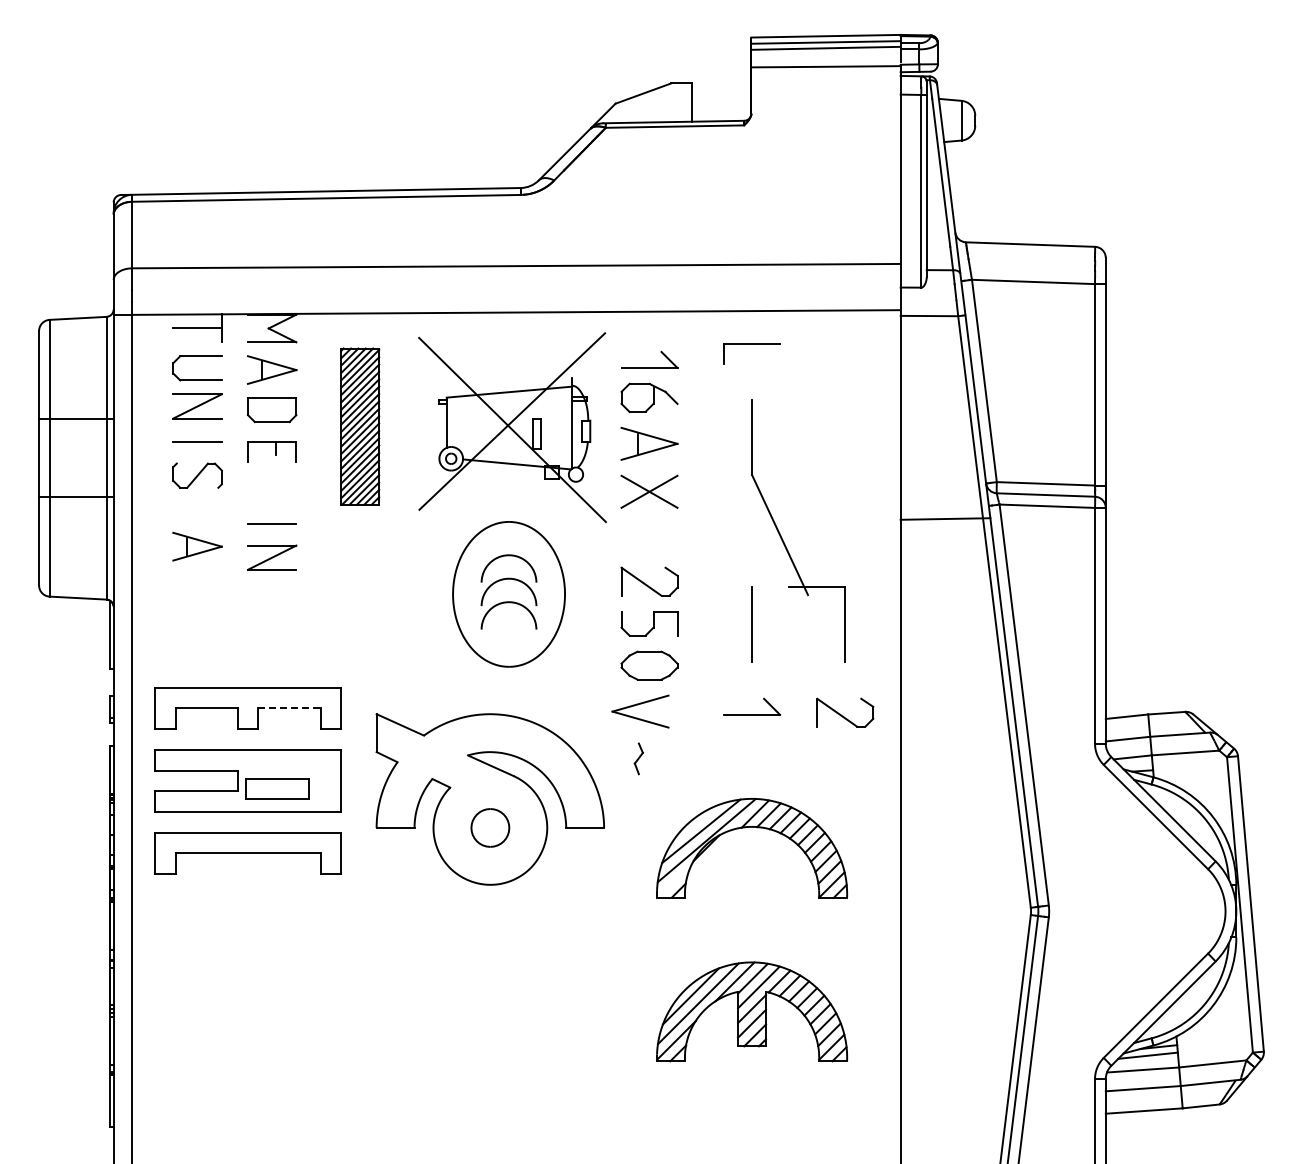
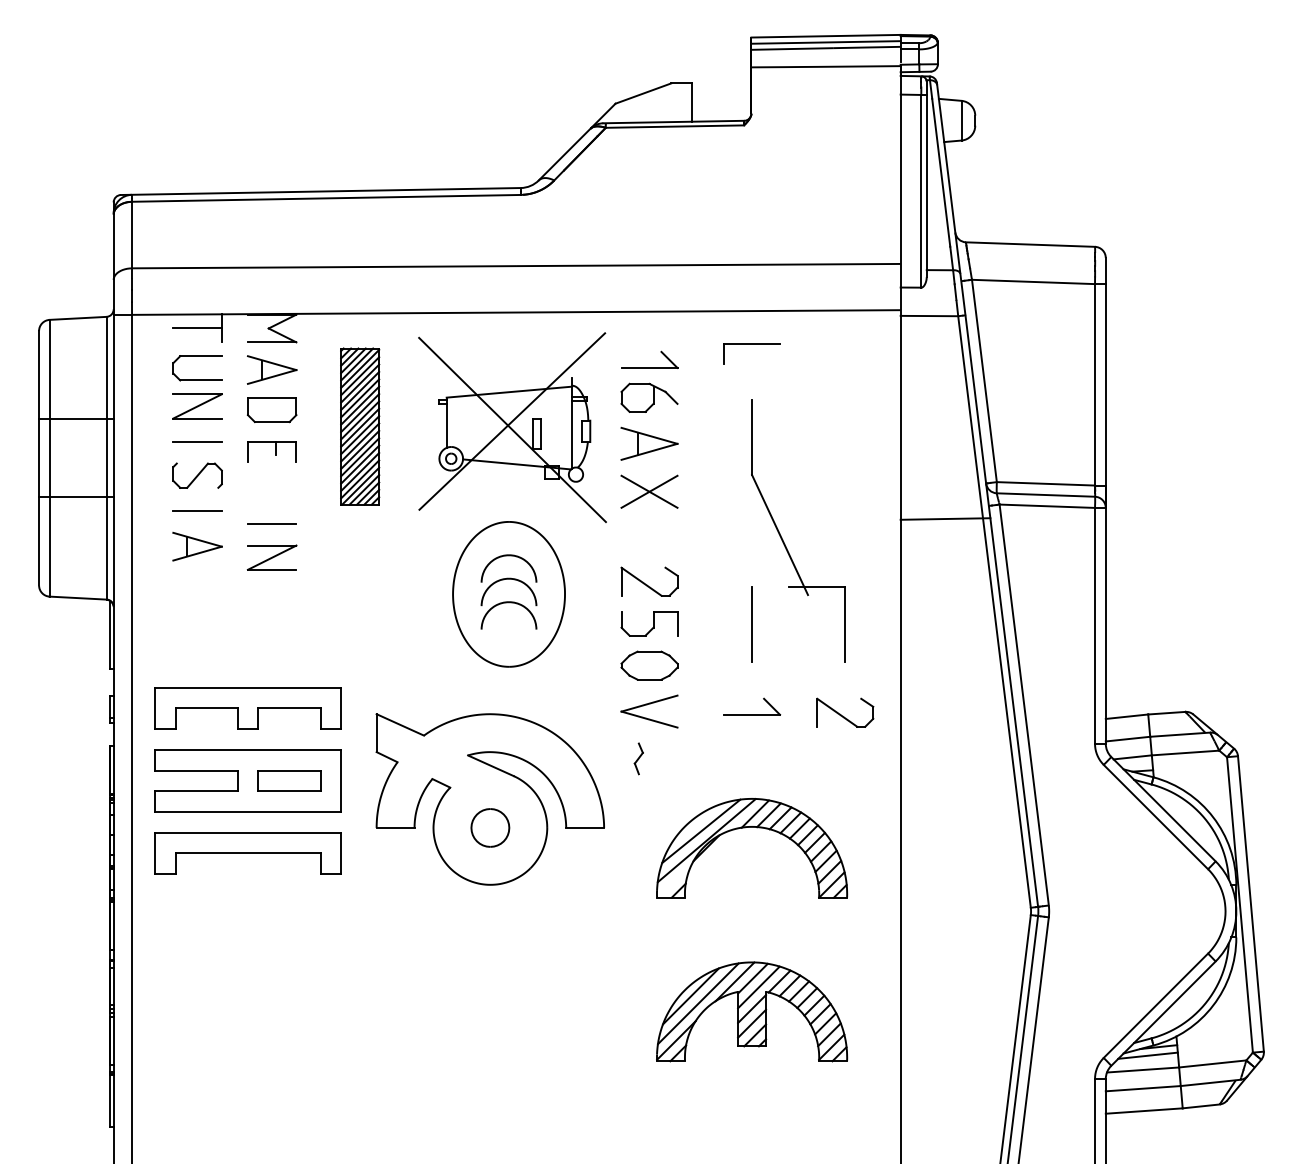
line: none -> present (197, 510)
part position: (638, 705) -> (647, 705) (647, 705)
line: dashed -> solid (290, 708)
part position: (277, 788) -> (289, 780) (289, 780)
